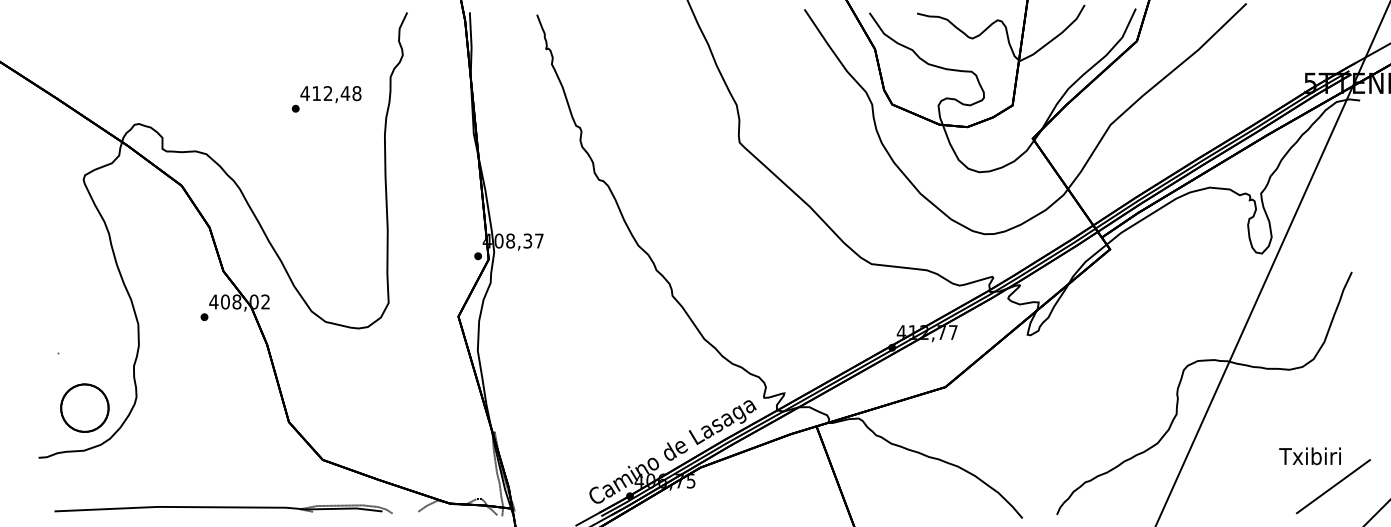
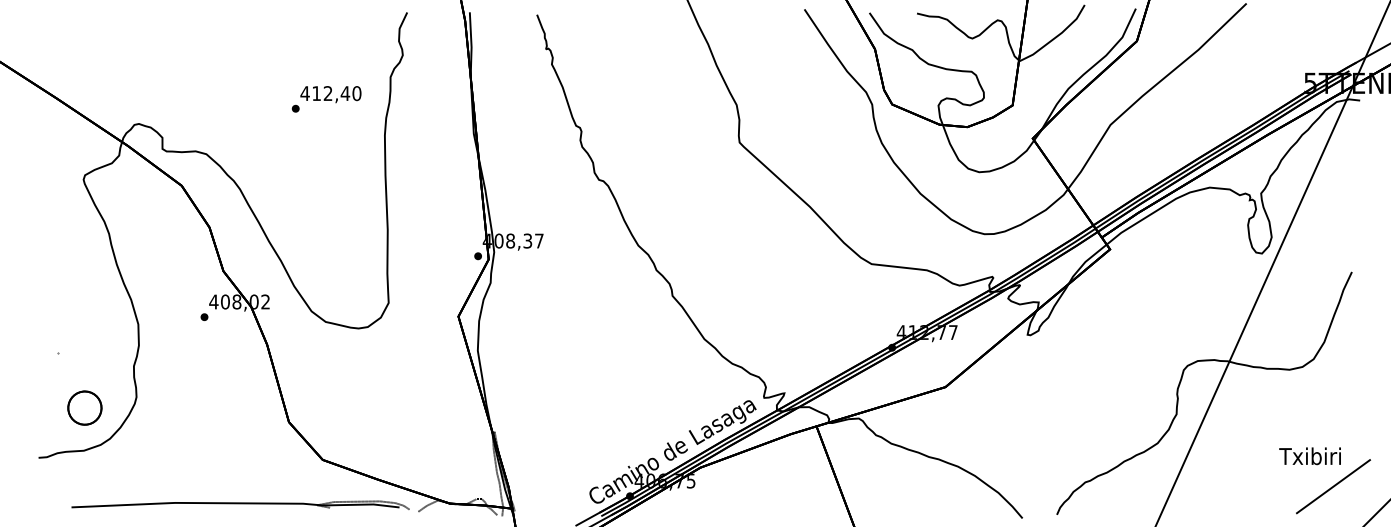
text: 412,48 -> 412,40 (356, 93)
part size: 50x50 px -> 36x36 px (84, 407)
part position: (223, 508) -> (240, 504) (240, 504)
